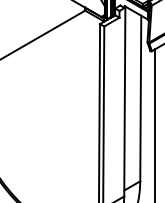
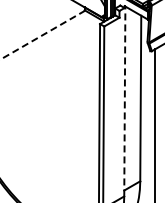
line: solid -> dashed (42, 35)
line: solid -> dashed (124, 101)
